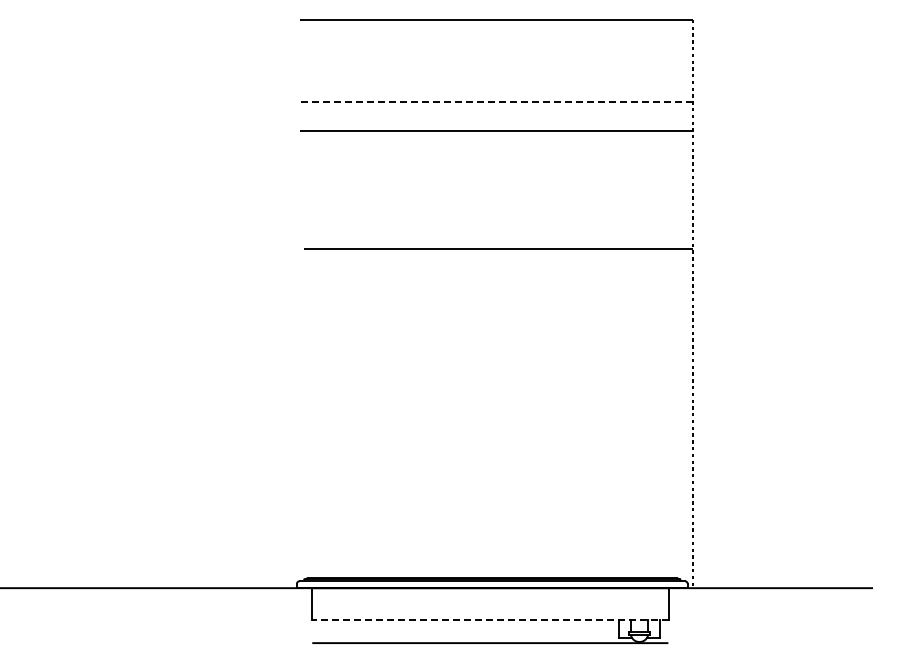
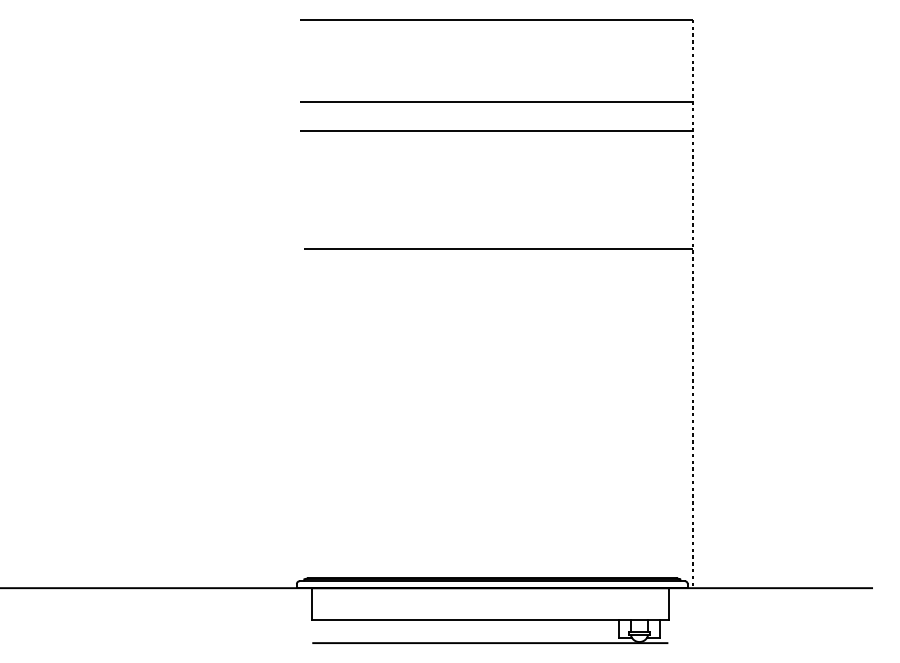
line: dashed -> solid (496, 101)
line: dashed -> solid (489, 620)
